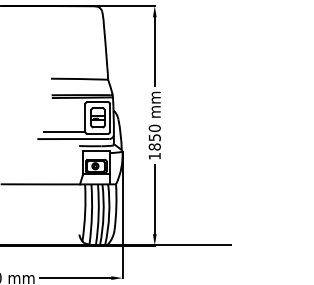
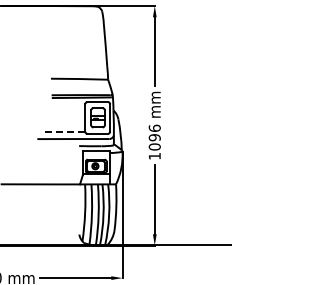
line: solid -> dashed (64, 132)
text: 1850 -> 1096 (154, 137)
